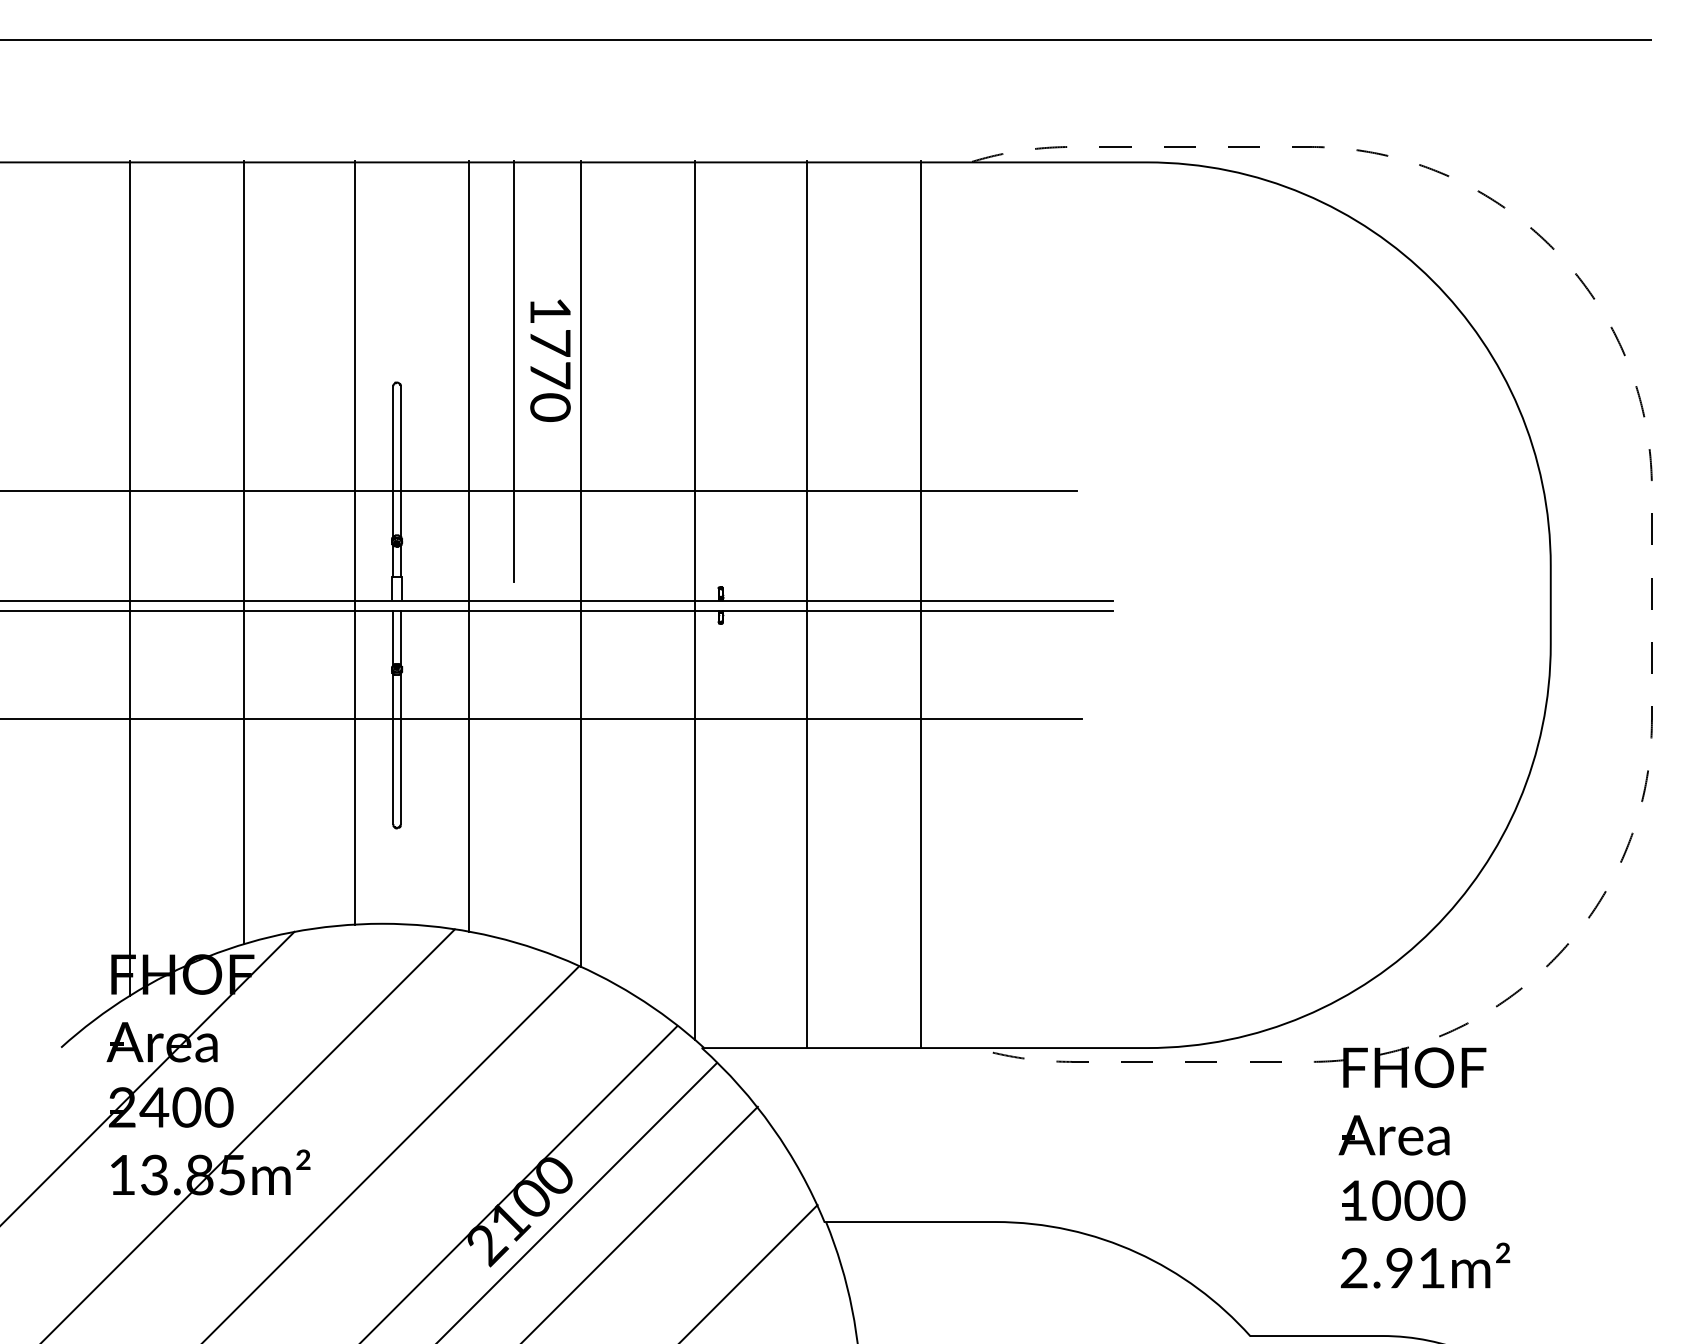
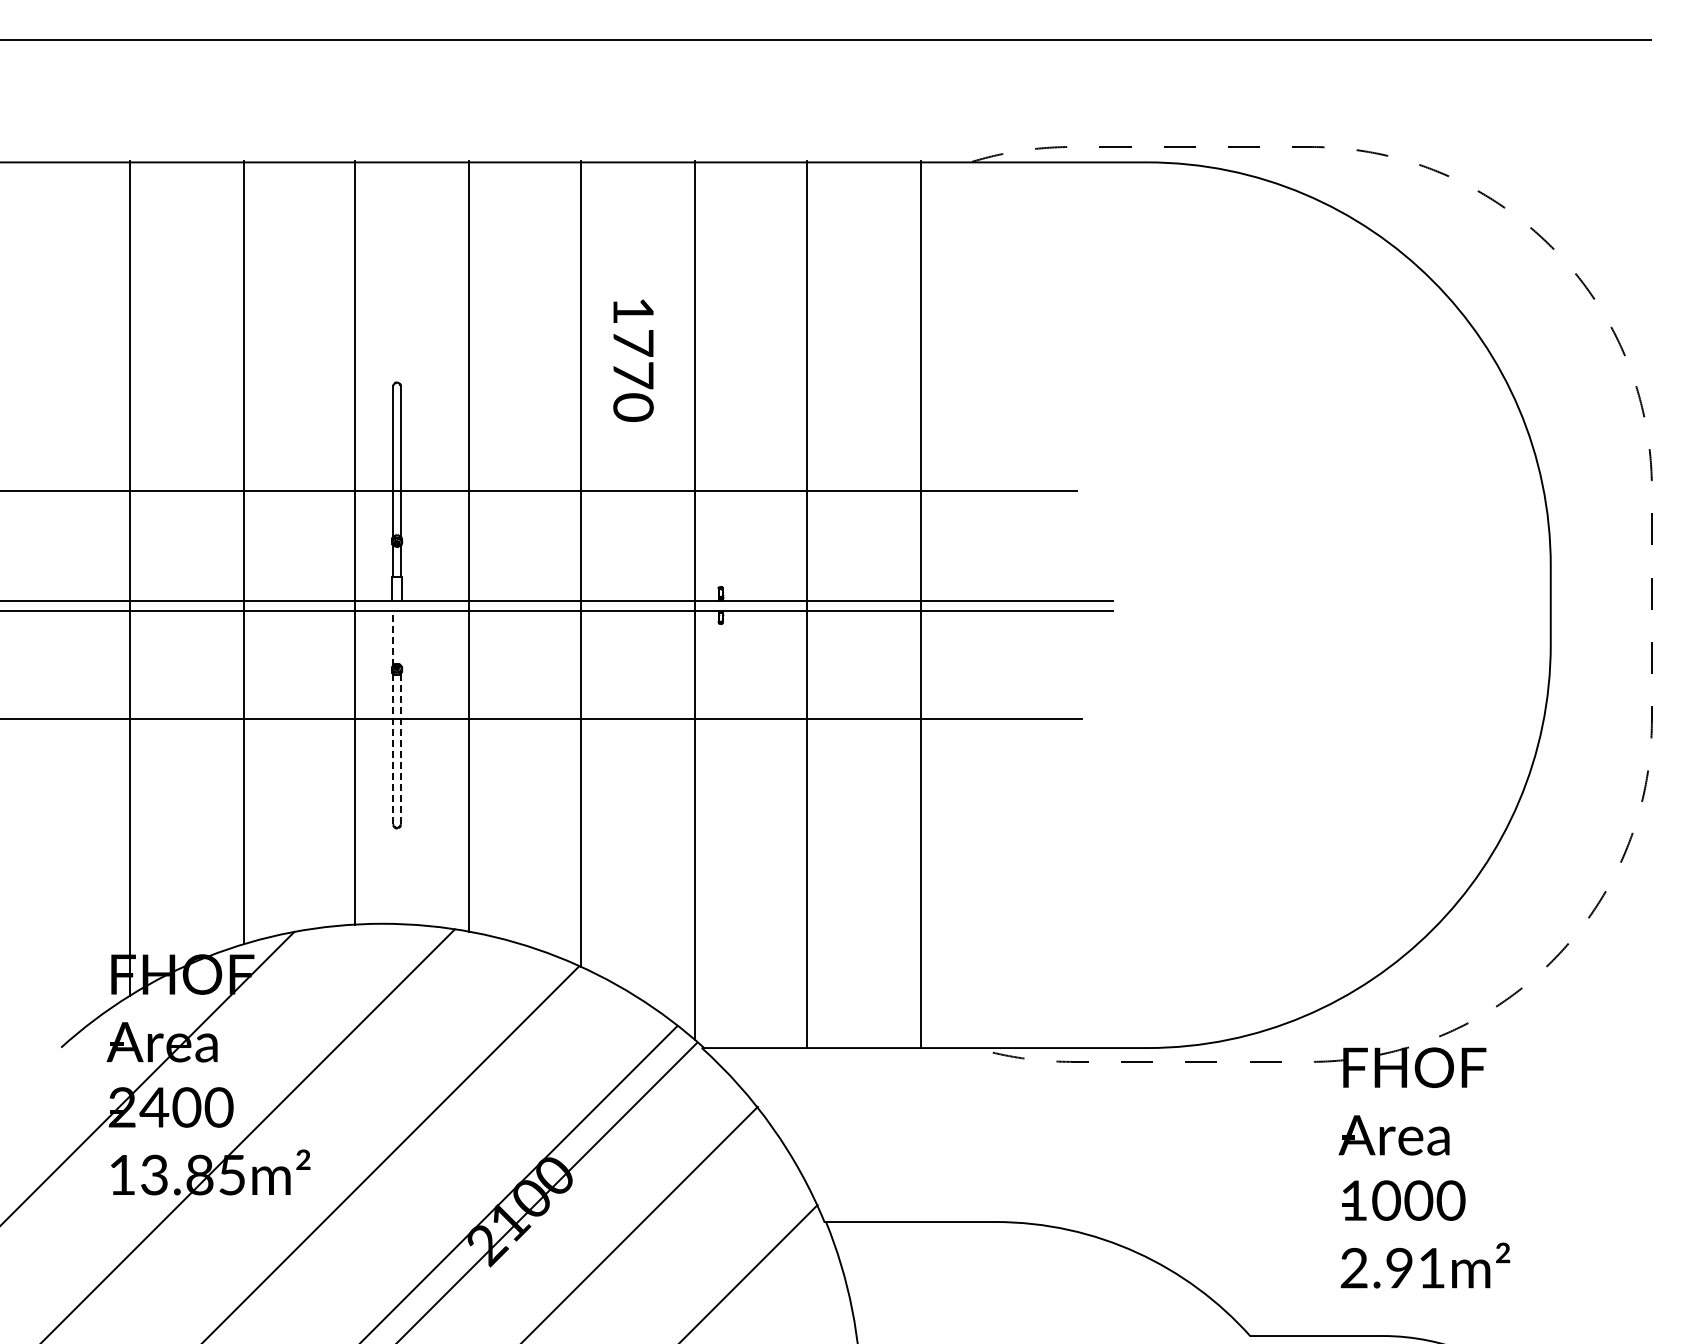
text position: (550, 360) -> (633, 360) (633, 360)
line: present -> none (513, 371)
line: solid -> dashed (393, 637)
line: present -> none (400, 638)
line: solid -> dashed (393, 749)
line: solid -> dashed (400, 749)
line position: (578, 1201) -> (548, 1191) (548, 1191)
